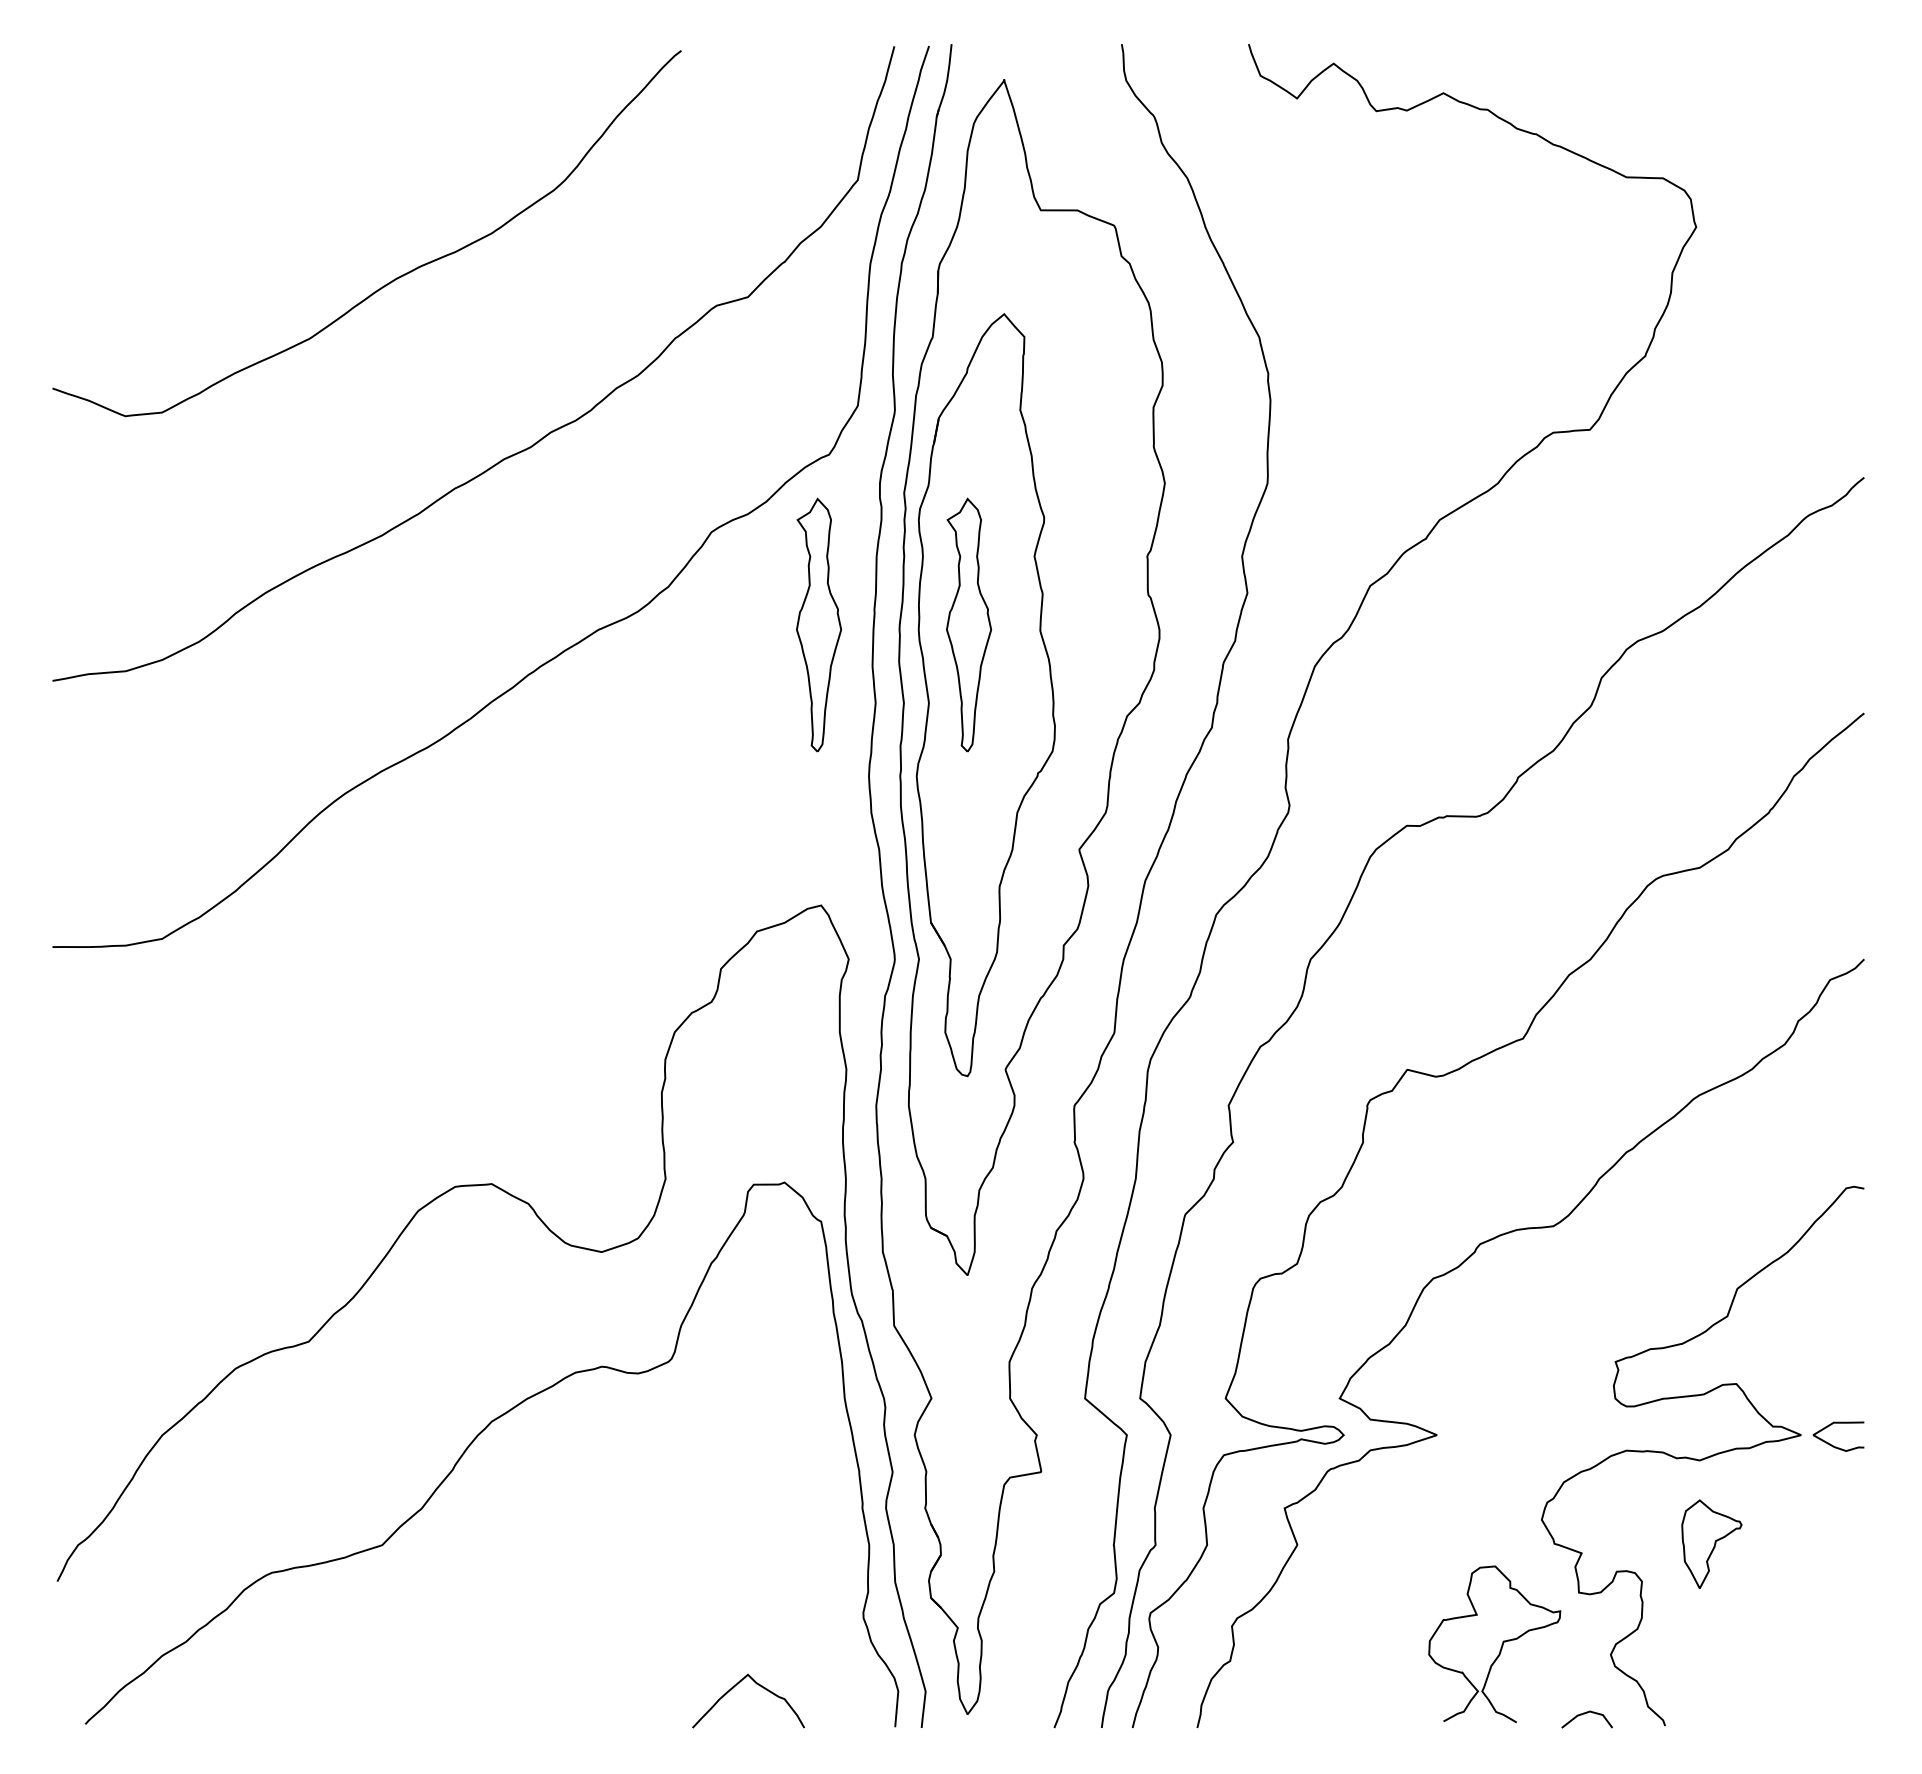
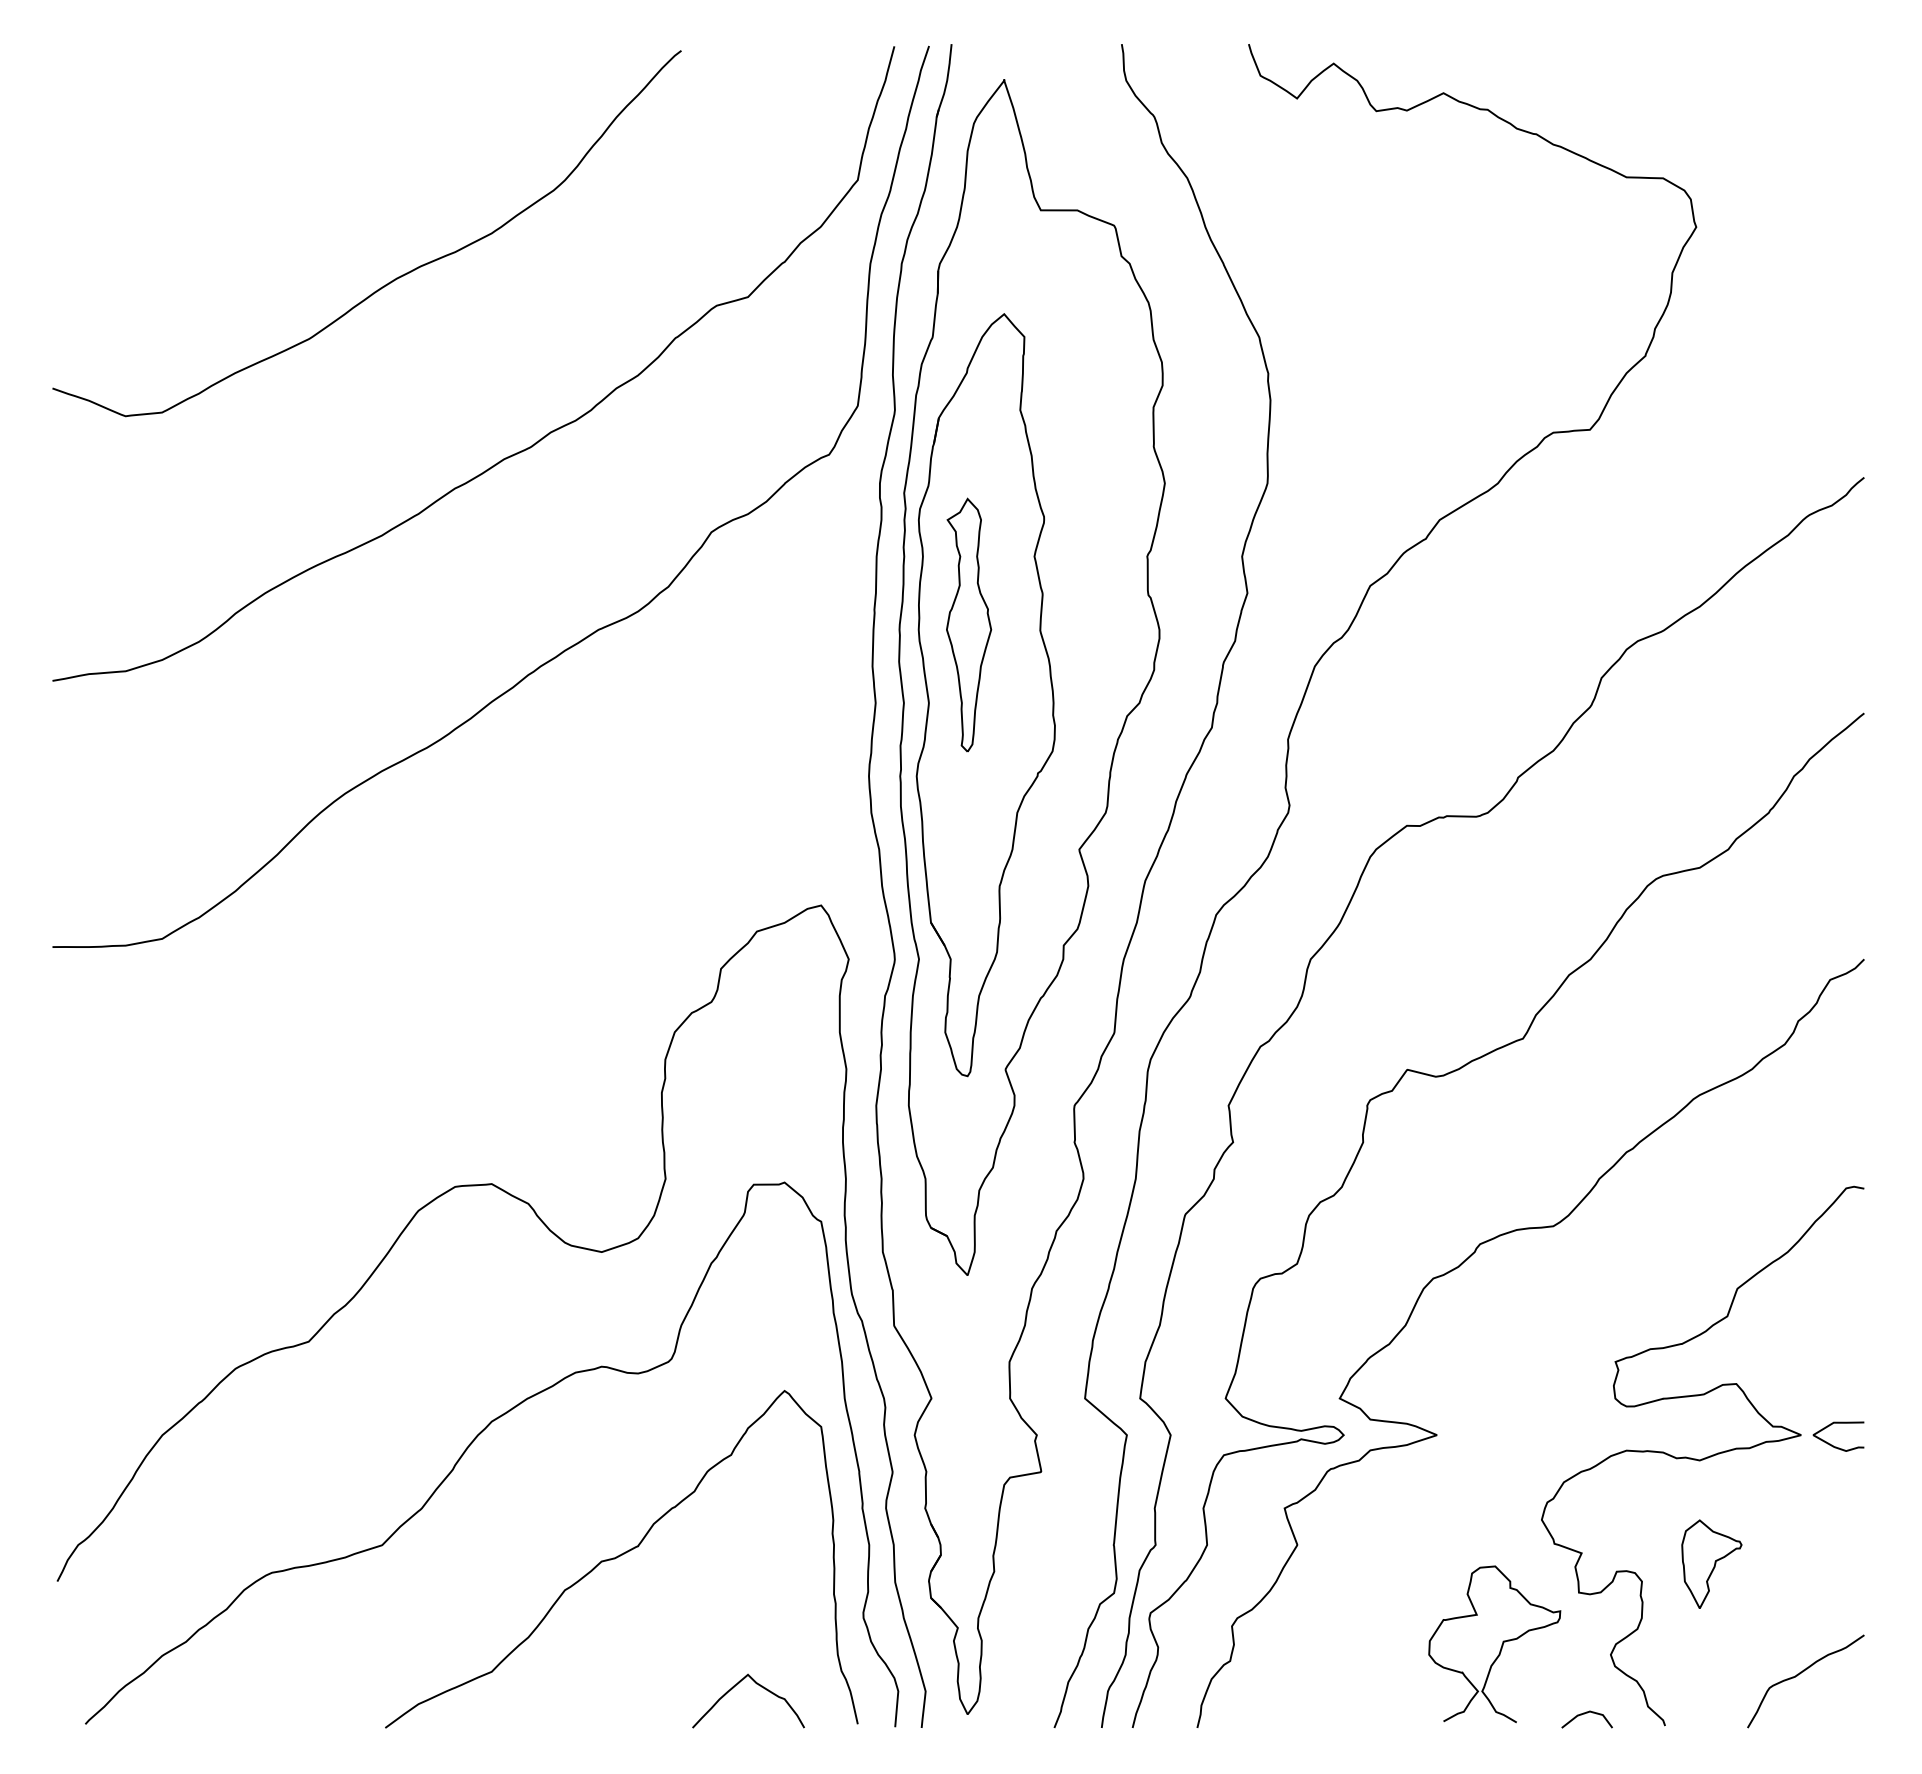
part: present -> none (819, 624)
part position: (1711, 1543) -> (1711, 1563) (1711, 1563)
curve: none -> present (620, 1556)
curve: none -> present (1800, 1674)
